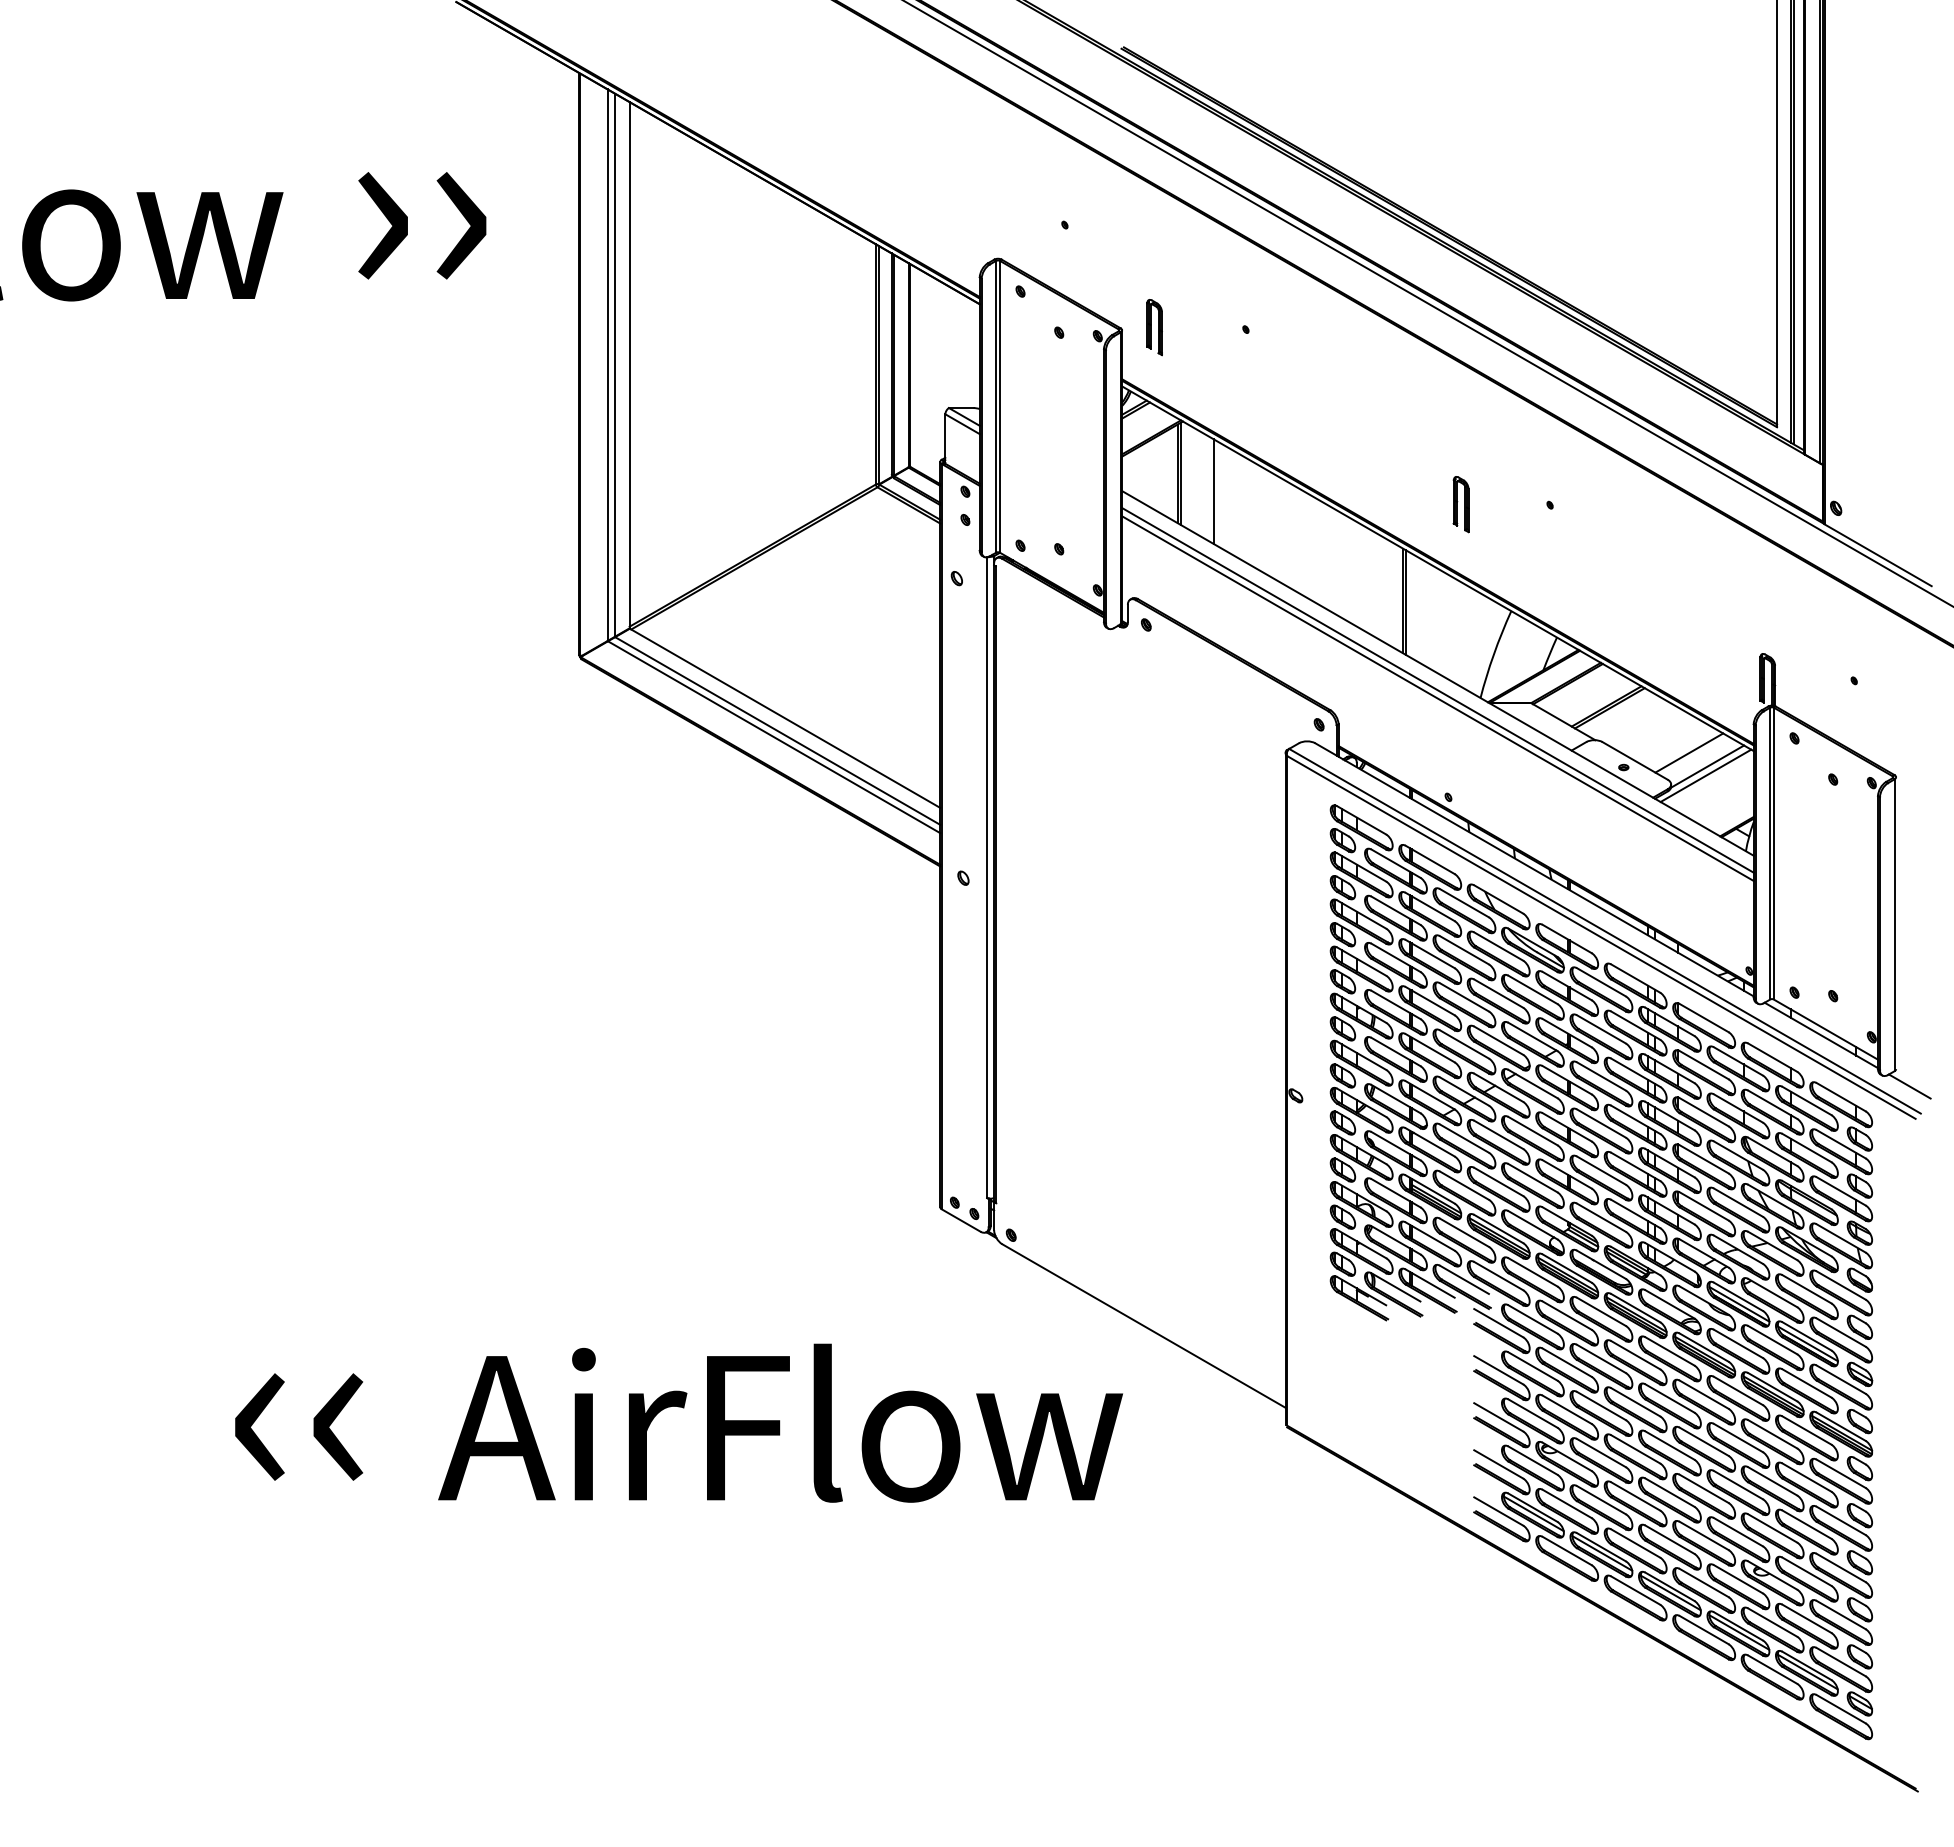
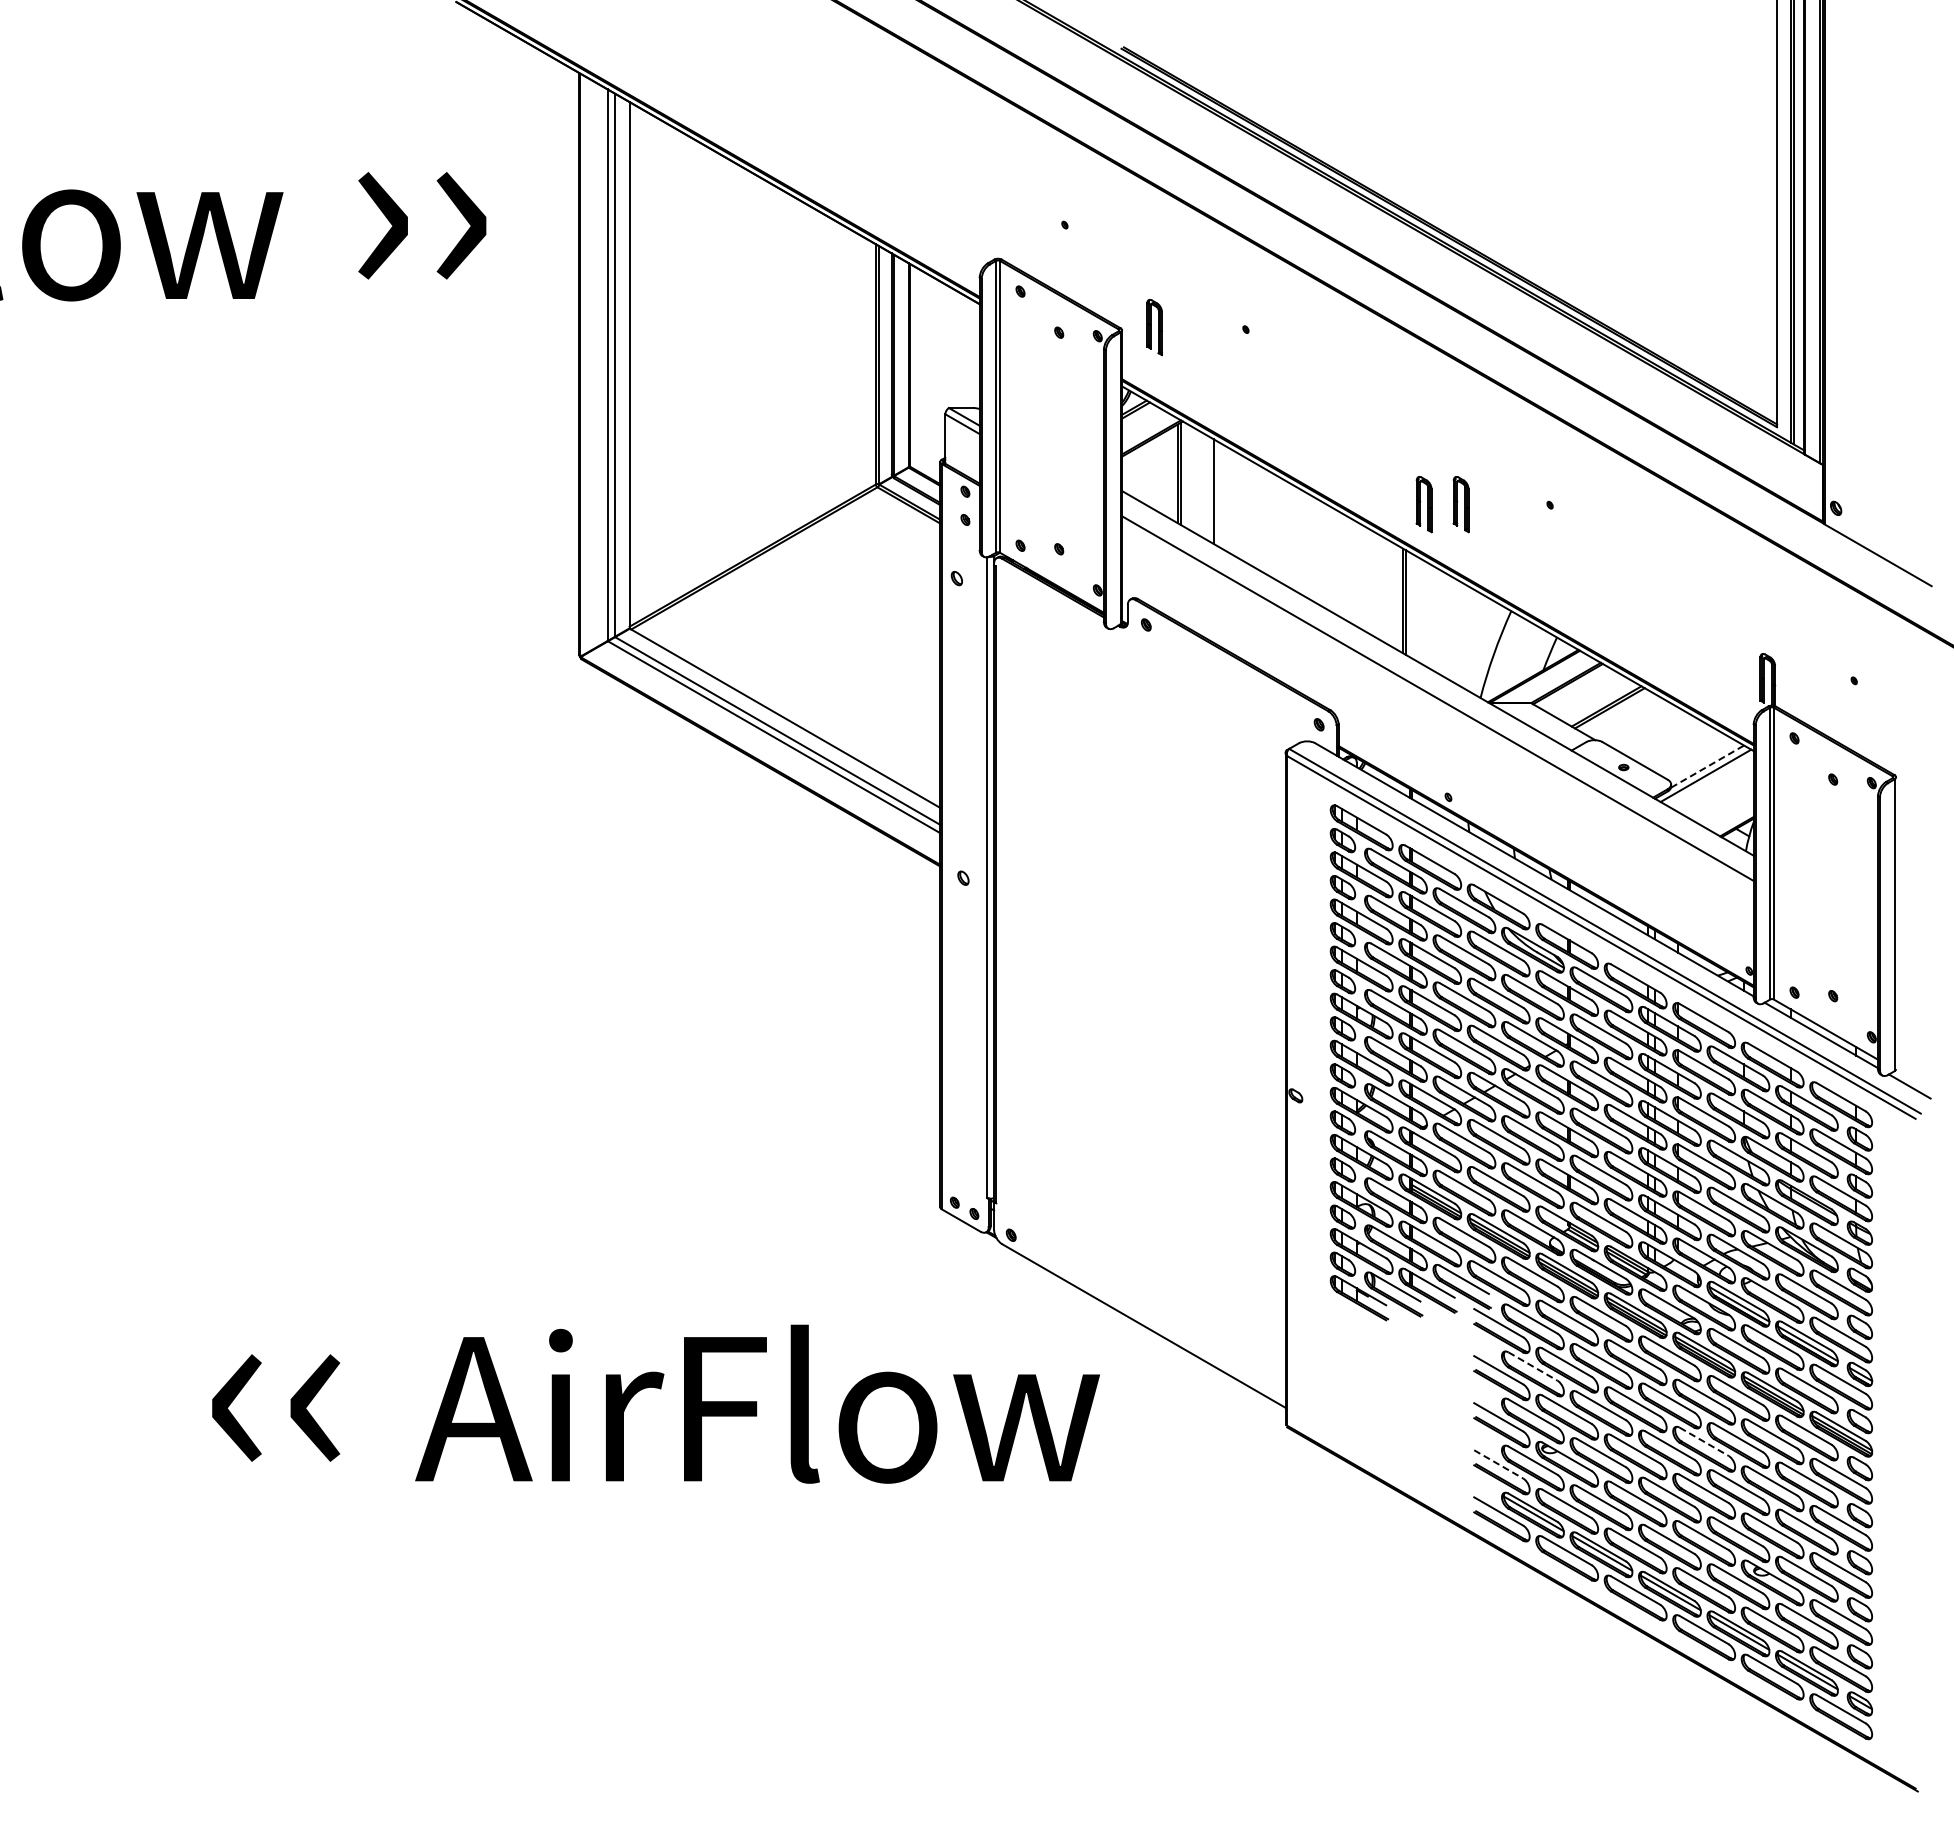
line: present -> none (1427, 303)
part: none -> present (1423, 504)
line: present -> none (1437, 690)
line: present -> none (1689, 752)
line: solid -> dashed (1708, 766)
line: solid -> dashed (1533, 1366)
text position: (678, 1422) -> (655, 1403) (655, 1403)
line: solid -> dashed (1704, 1442)
line: solid -> dashed (1499, 1464)
